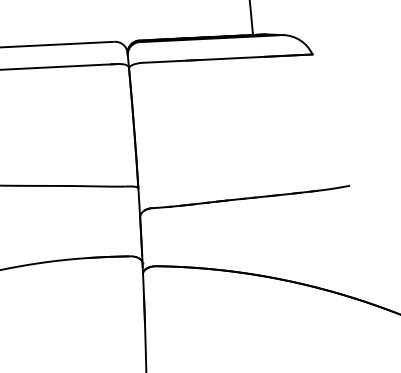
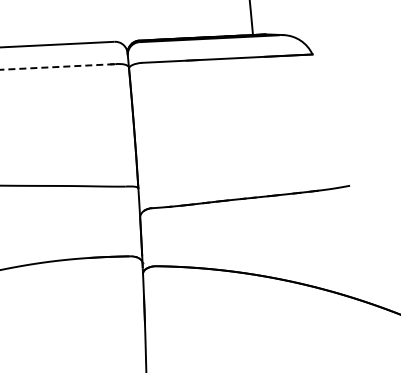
line: solid -> dashed (57, 66)
